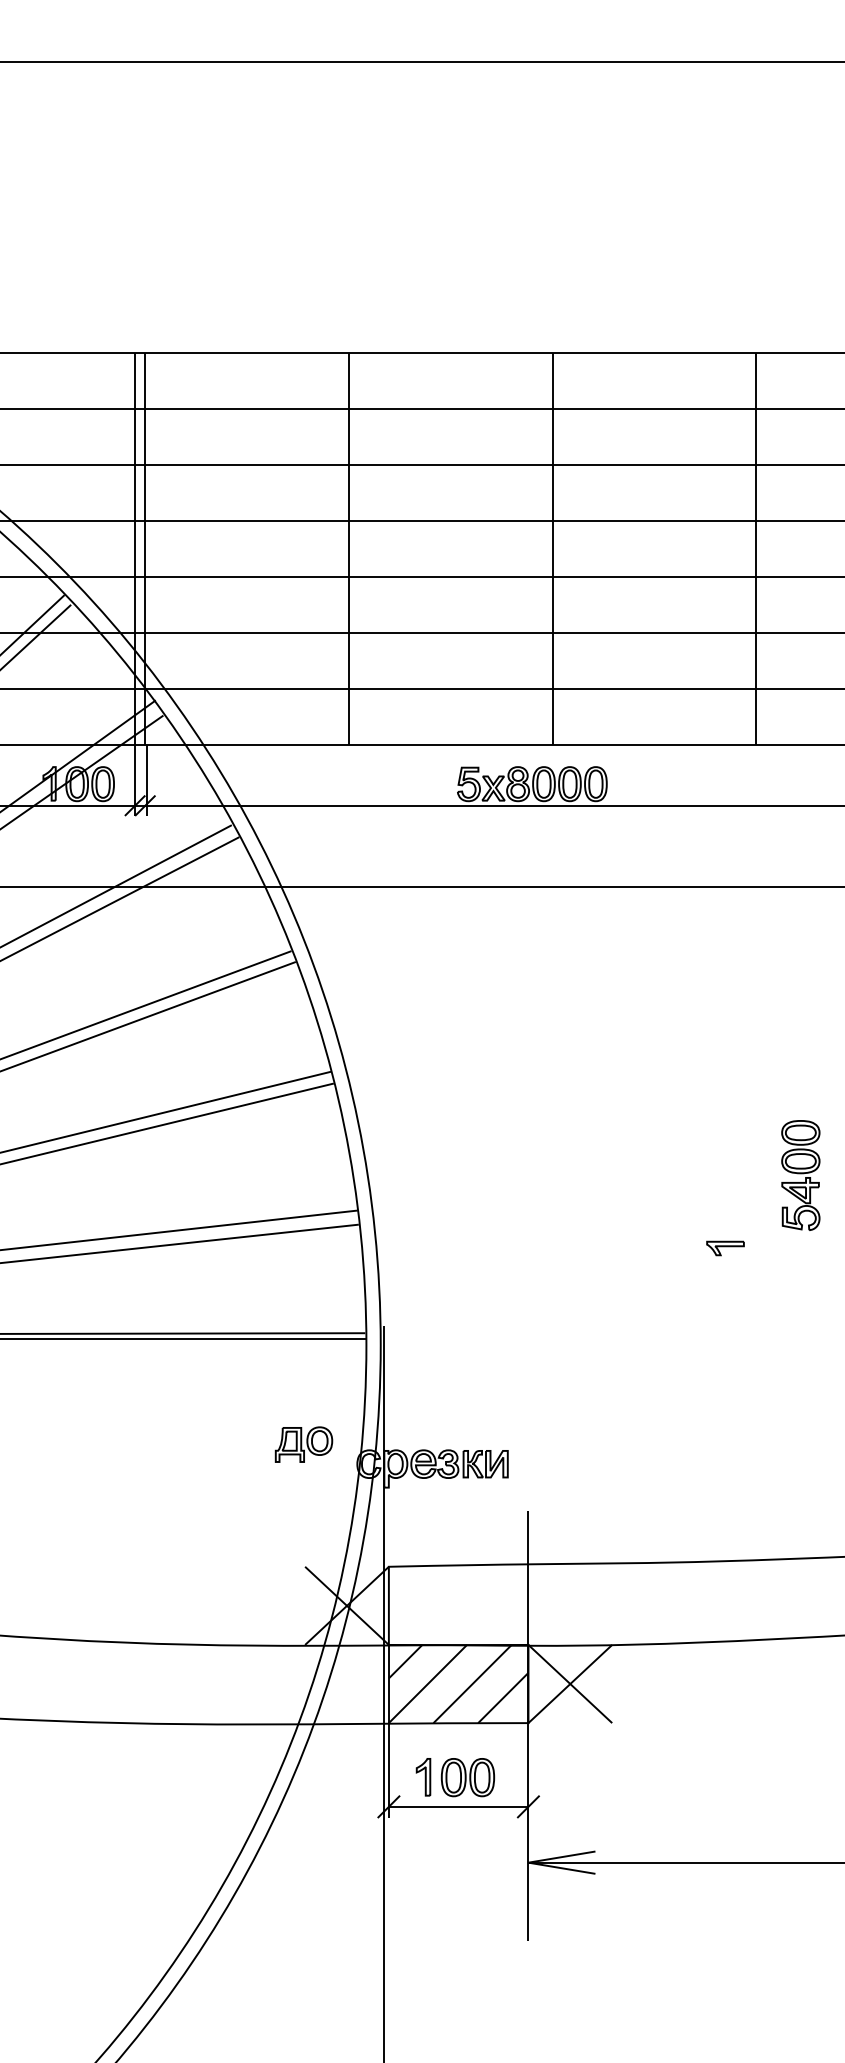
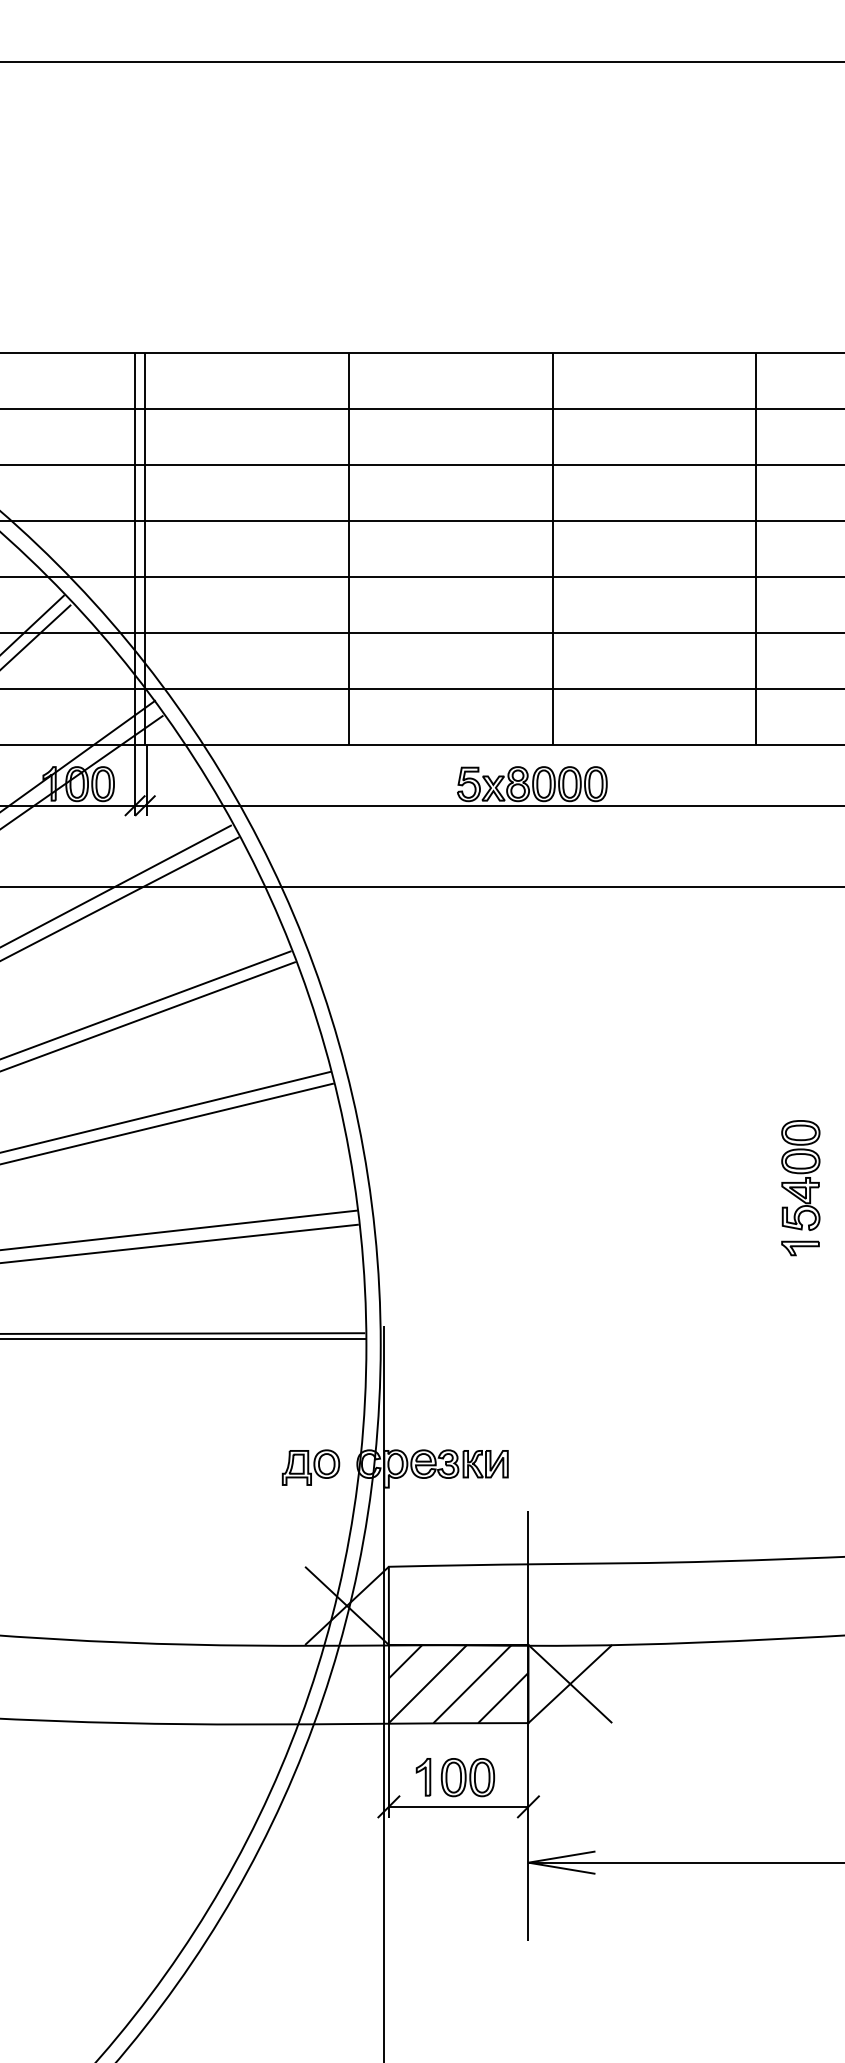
part position: (725, 1248) -> (800, 1248) (800, 1248)
part position: (303, 1444) -> (310, 1467) (310, 1467)
